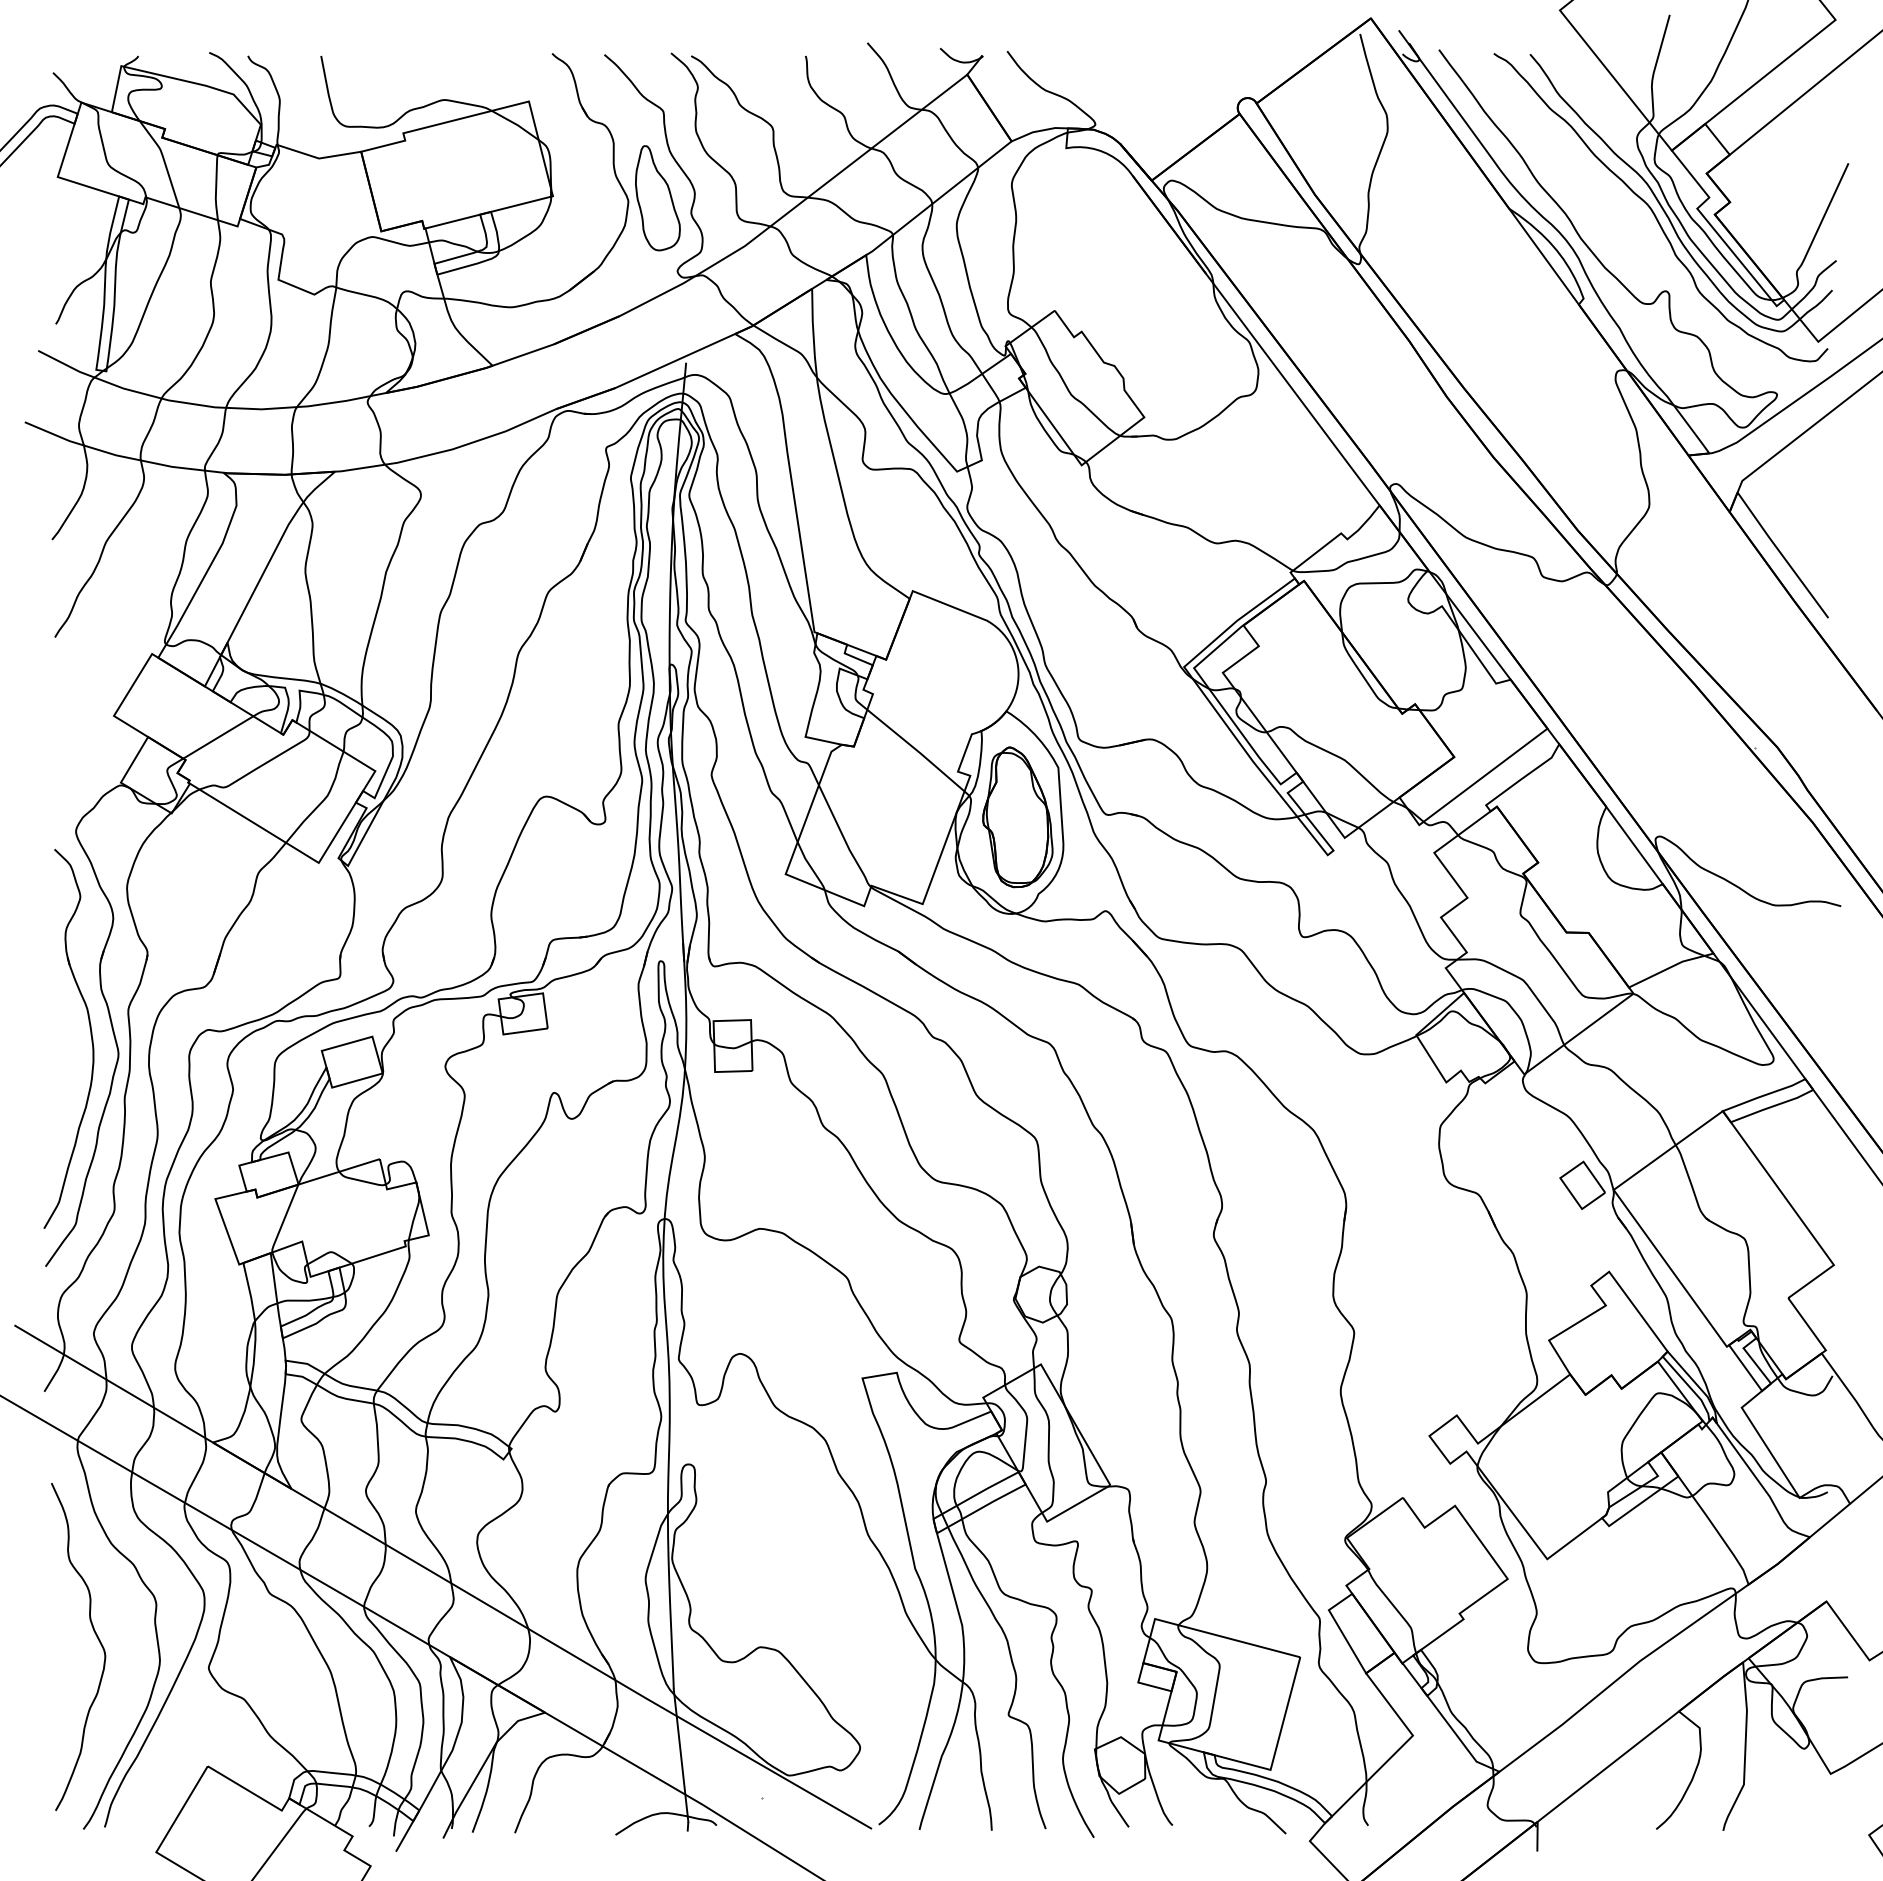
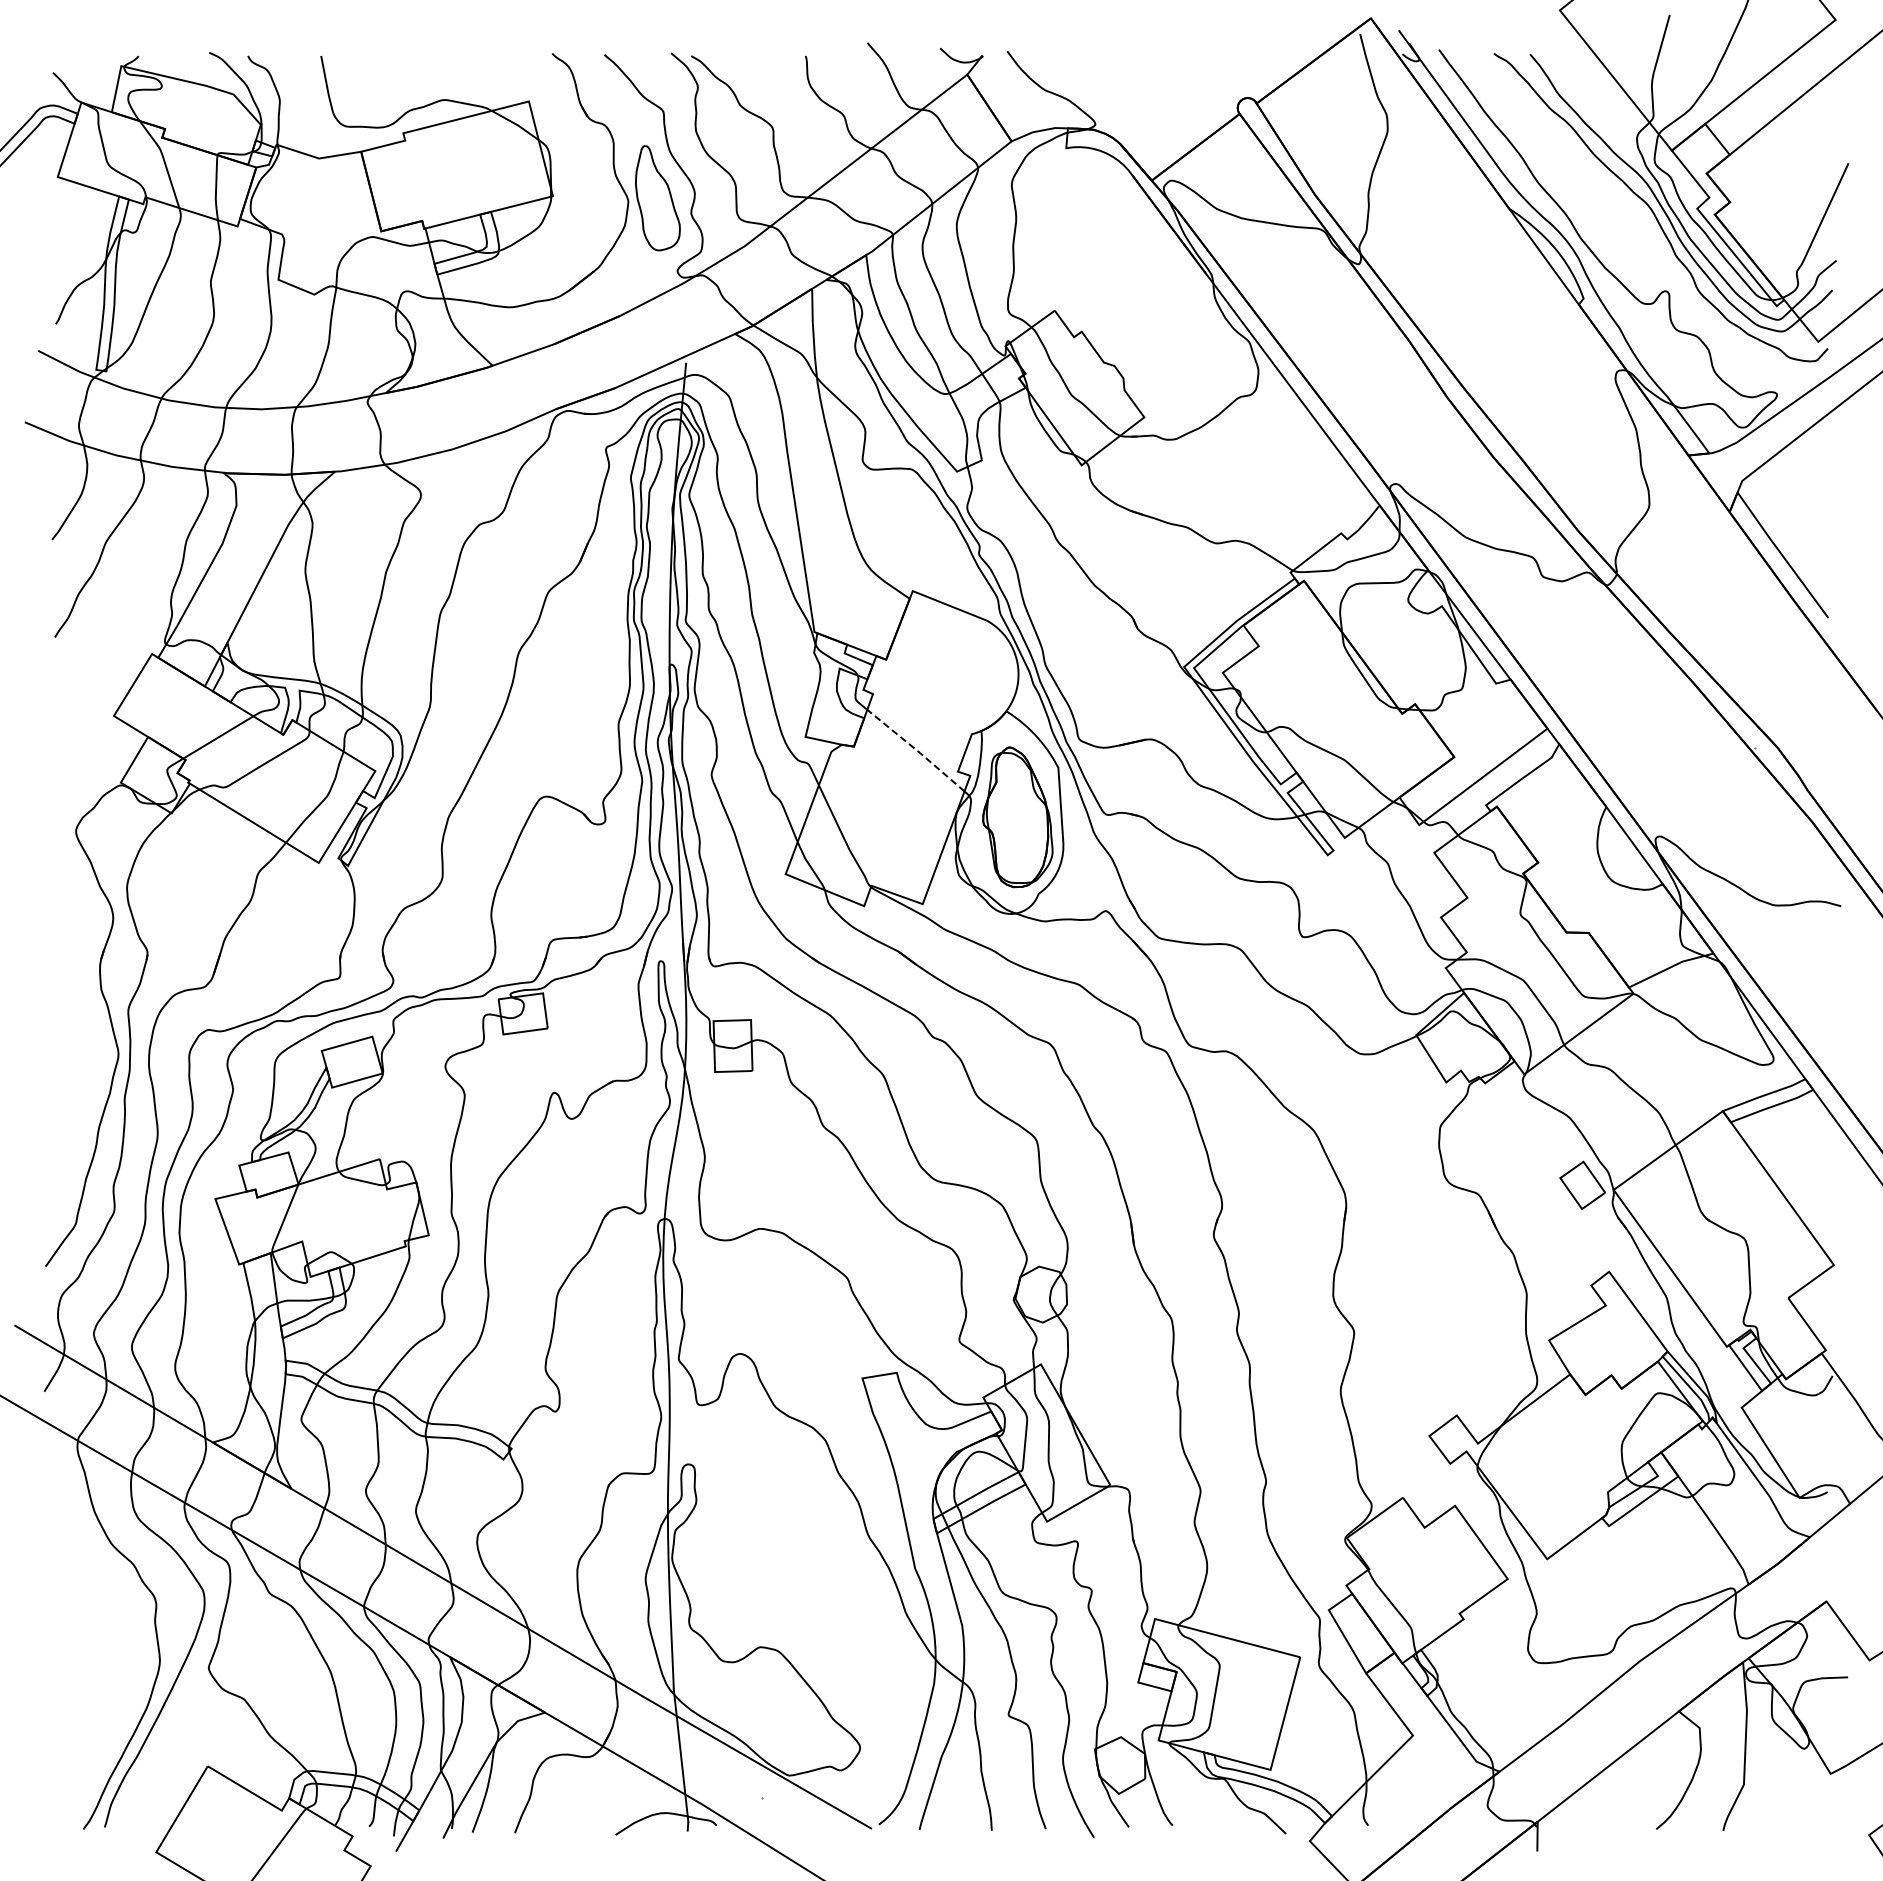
line: solid -> dashed (916, 750)
part: present -> none (90, 1035)
curve: present -> none (96, 1637)
